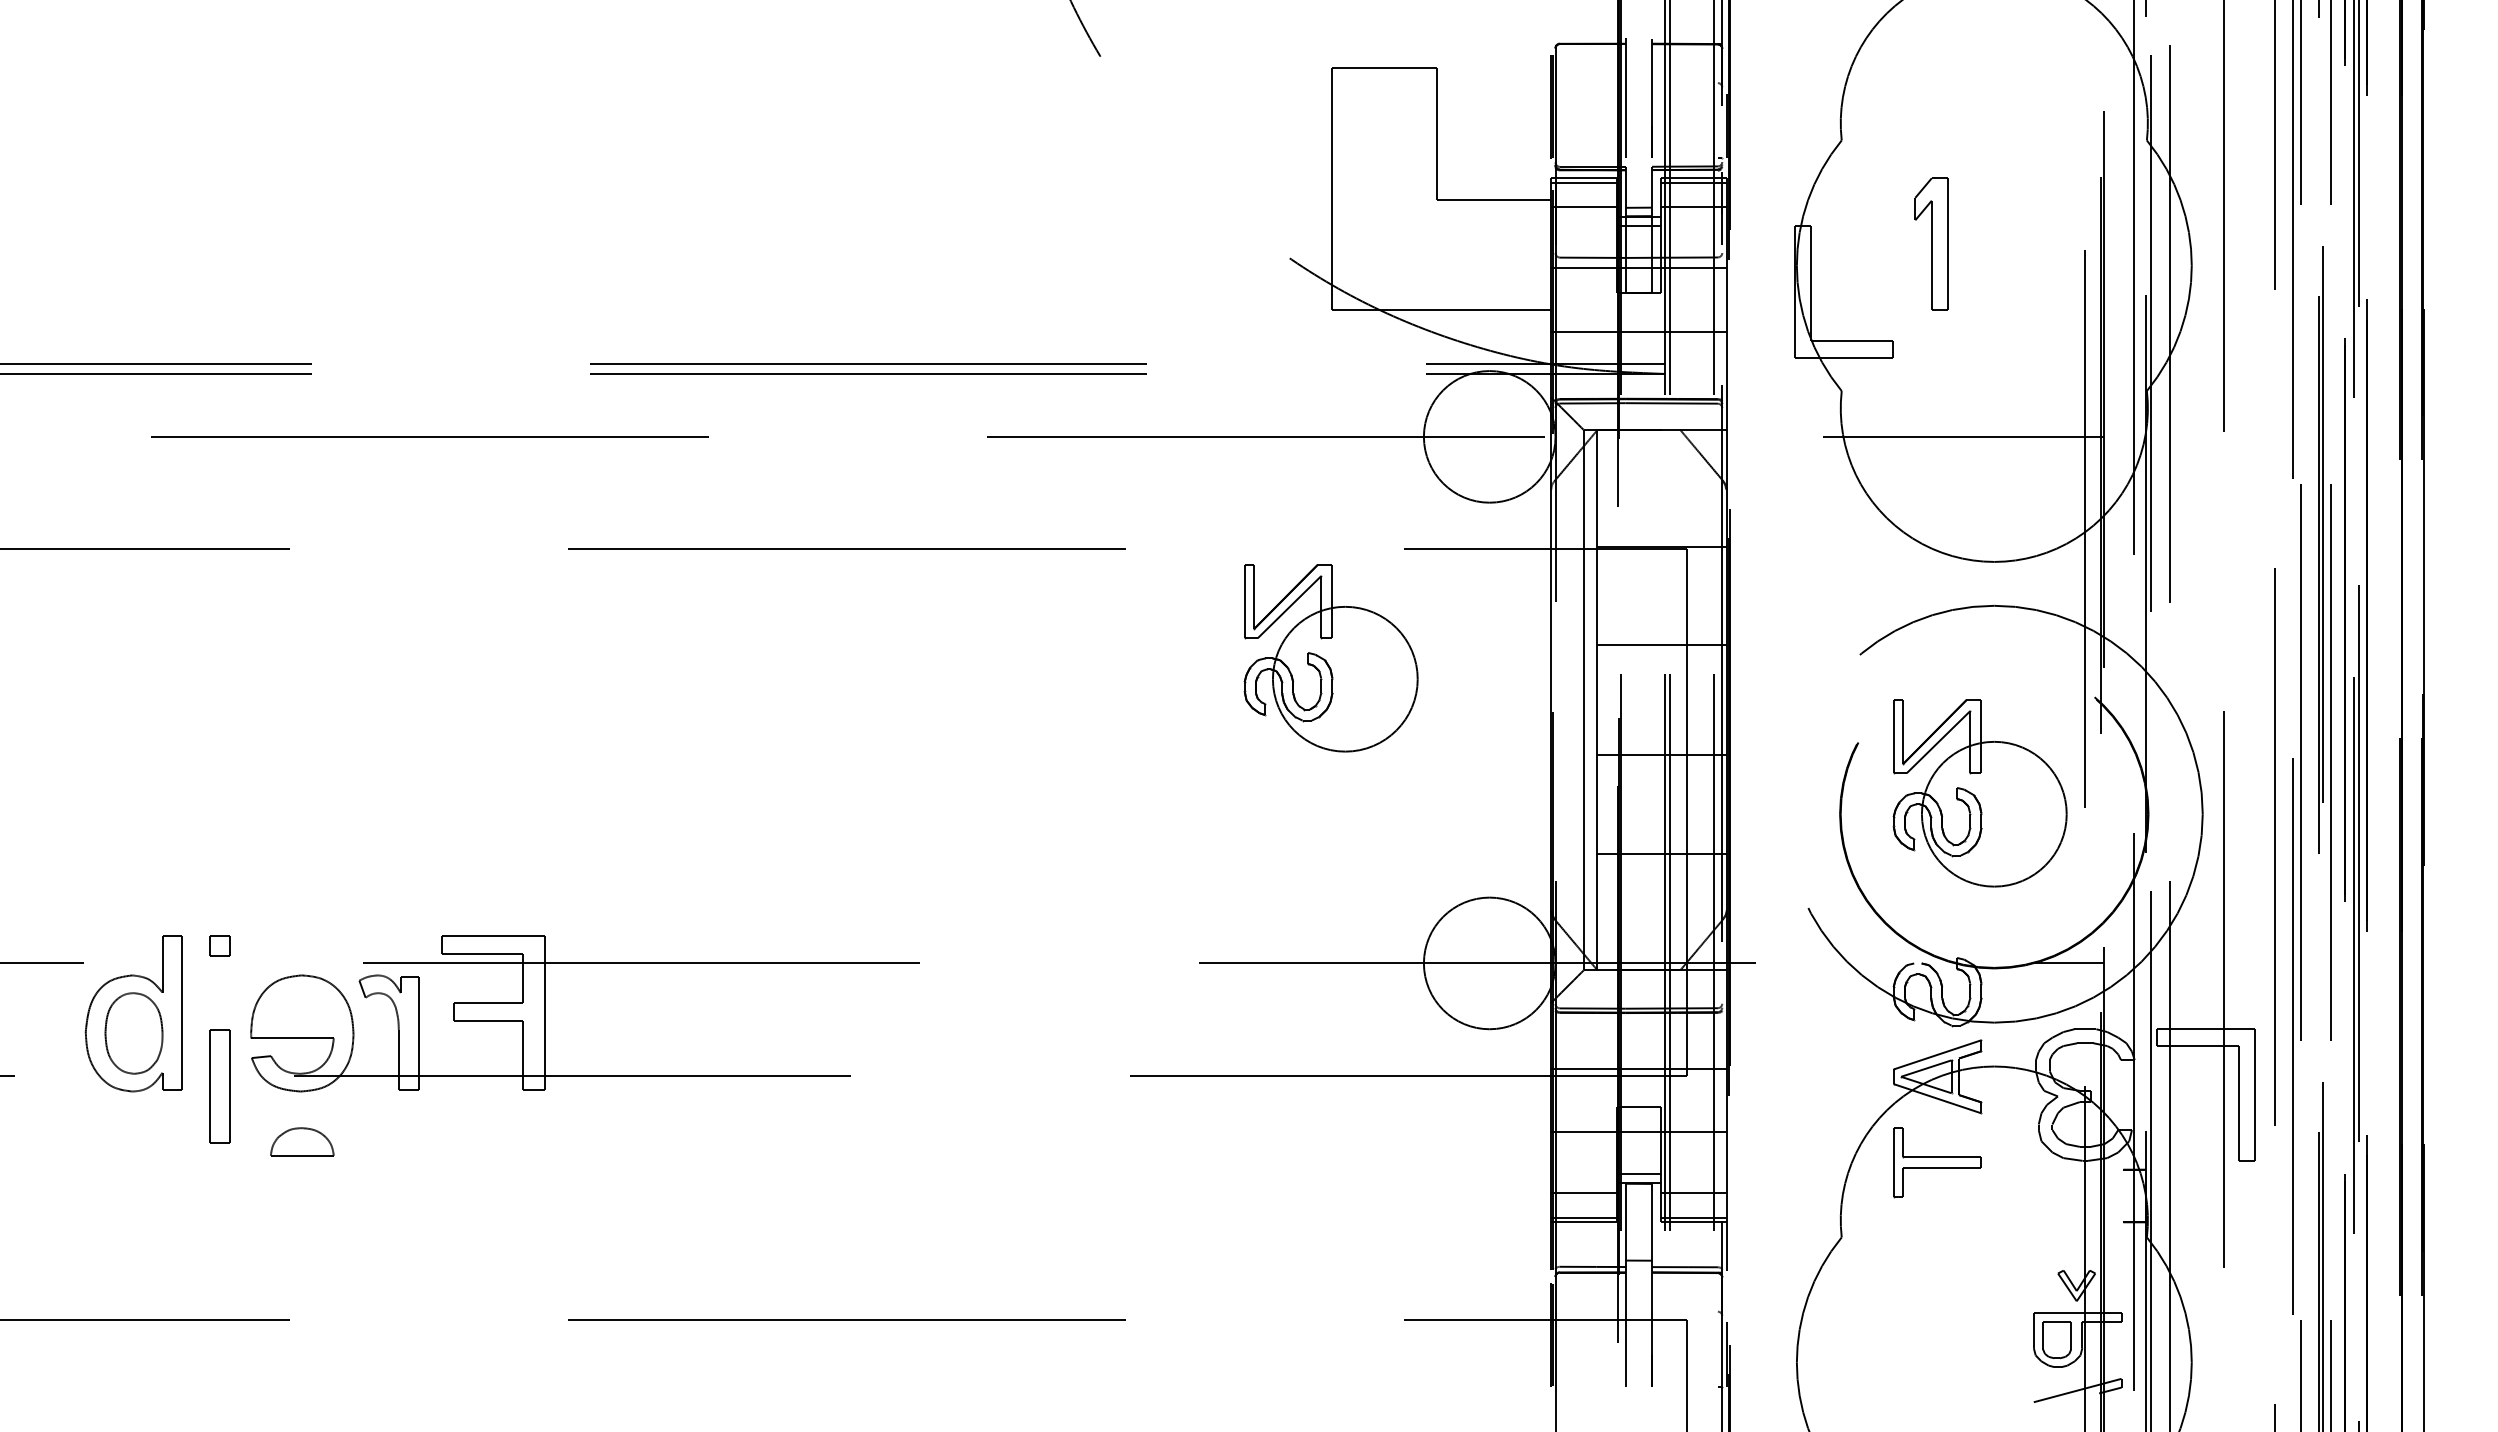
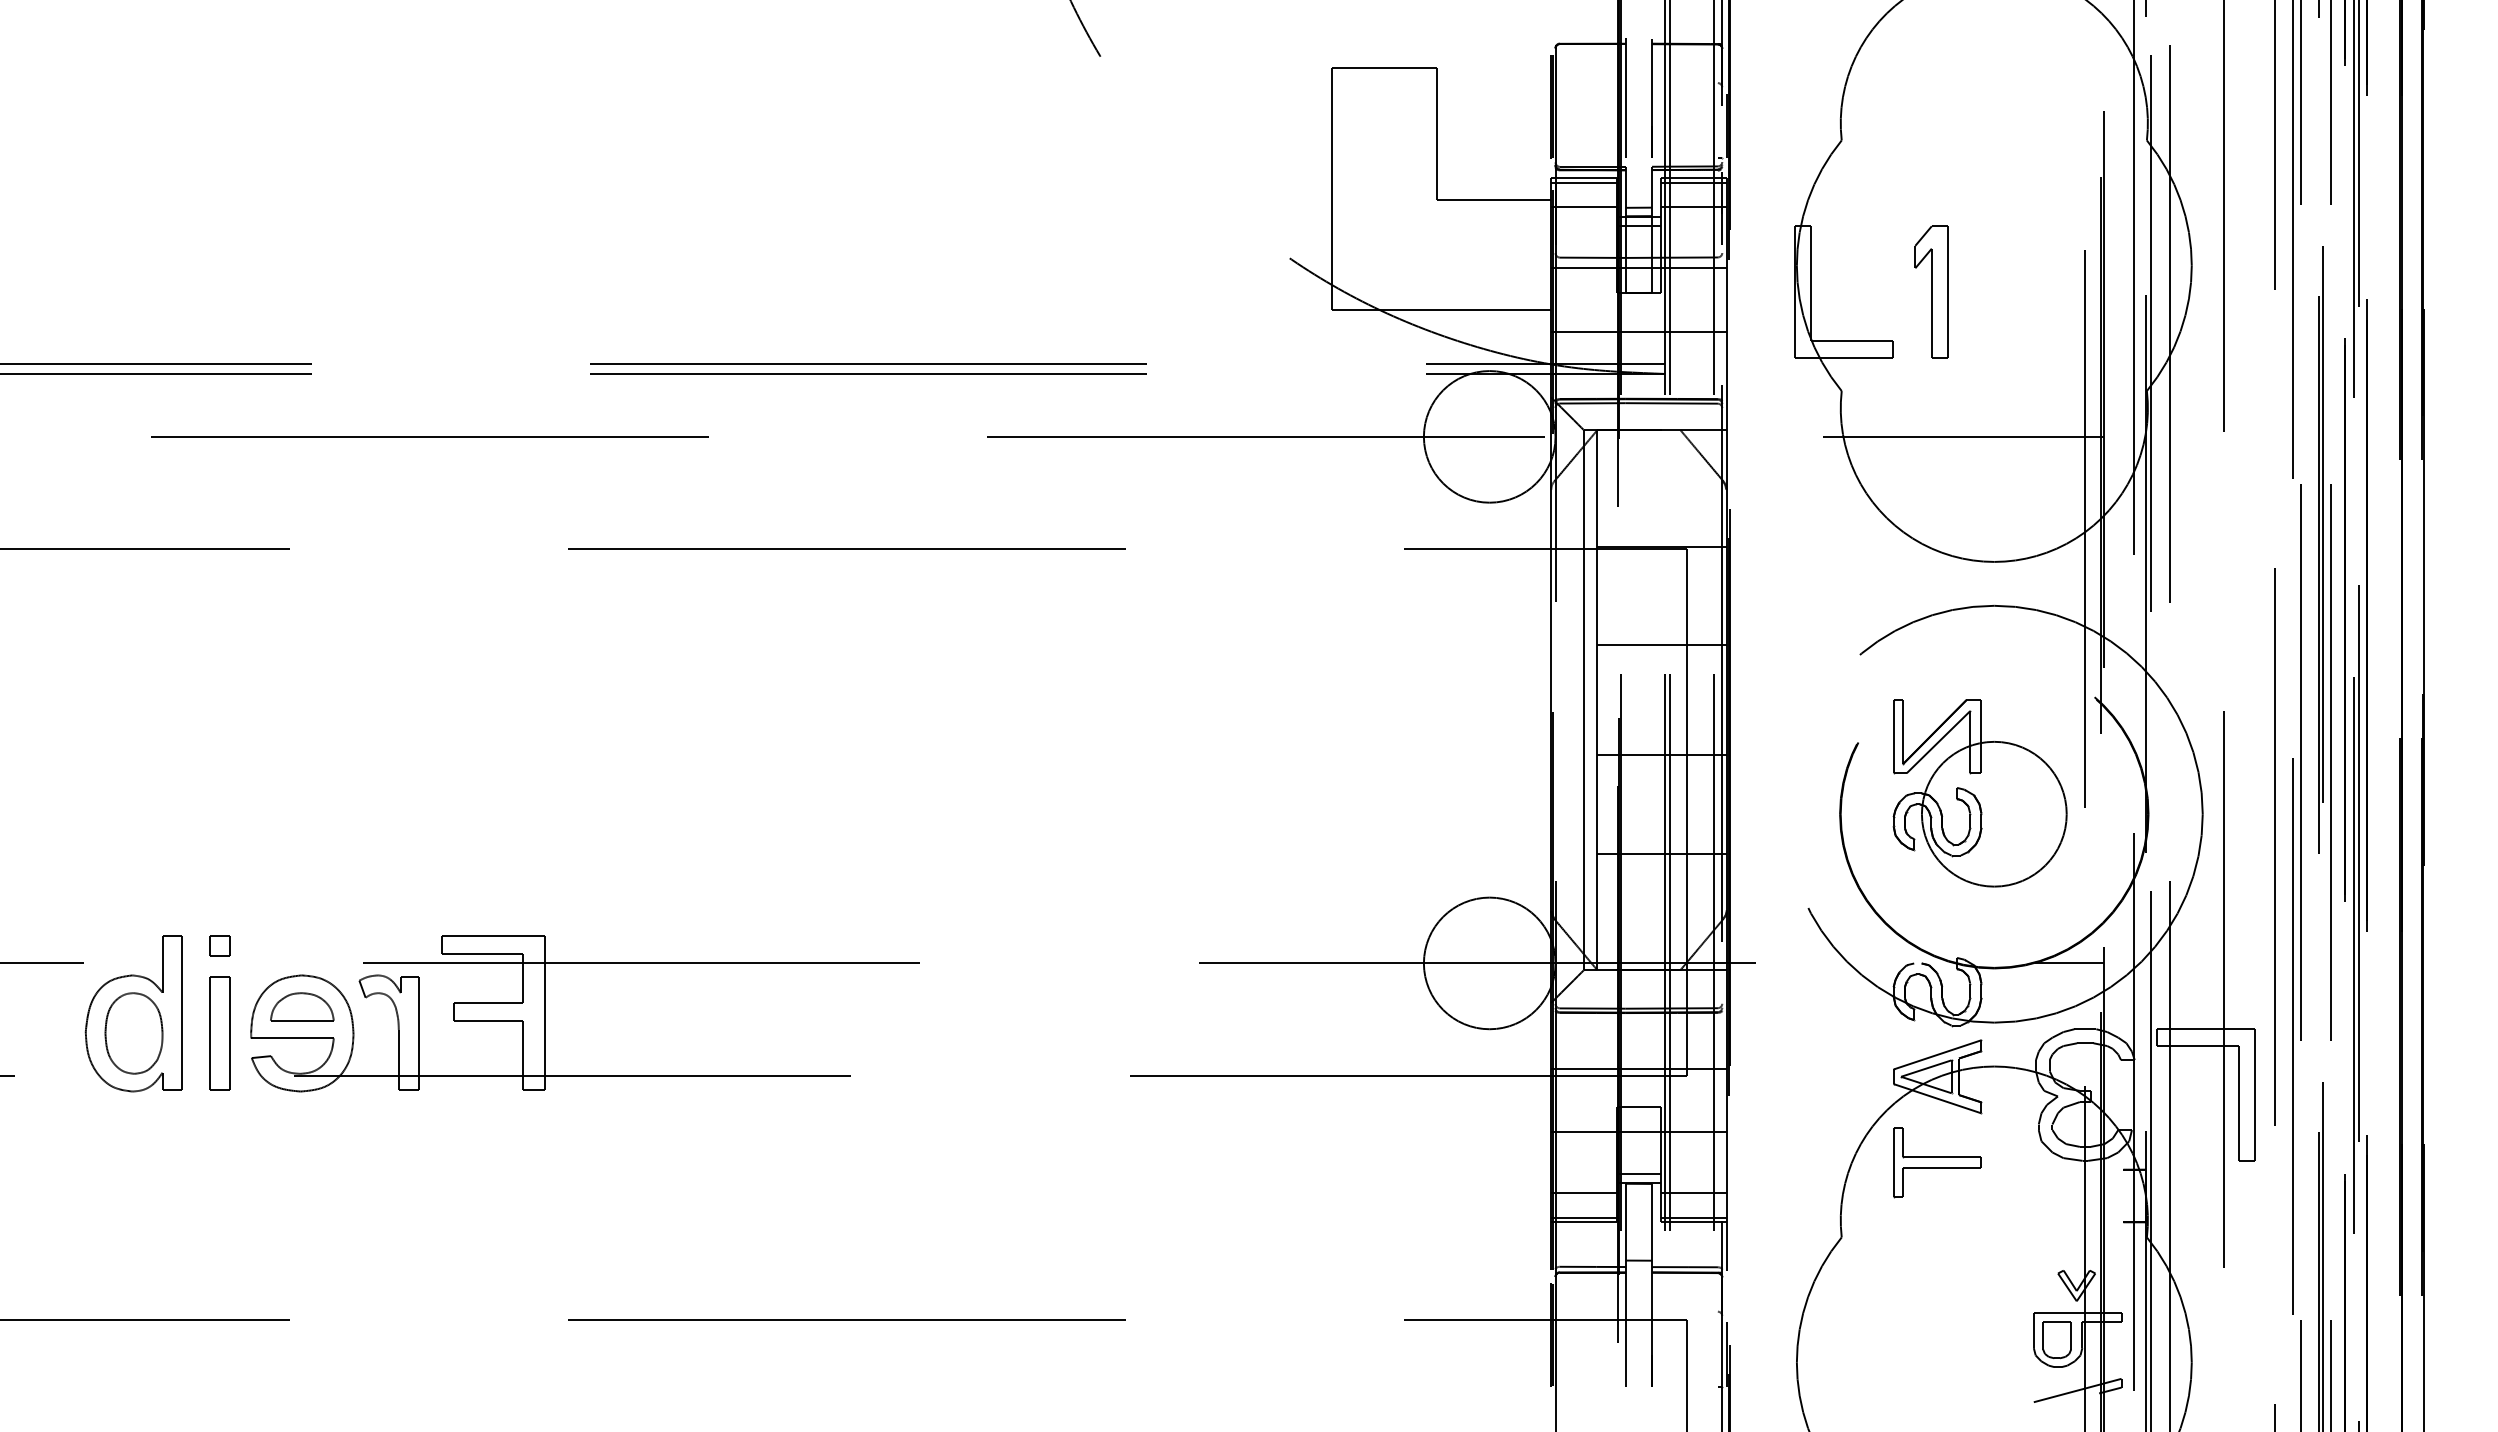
part position: (1931, 243) -> (1931, 291) (1931, 291)
part: present -> none (1330, 658)
part position: (219, 1086) -> (219, 1033) (219, 1033)
part position: (302, 1141) -> (302, 1006) (302, 1006)
